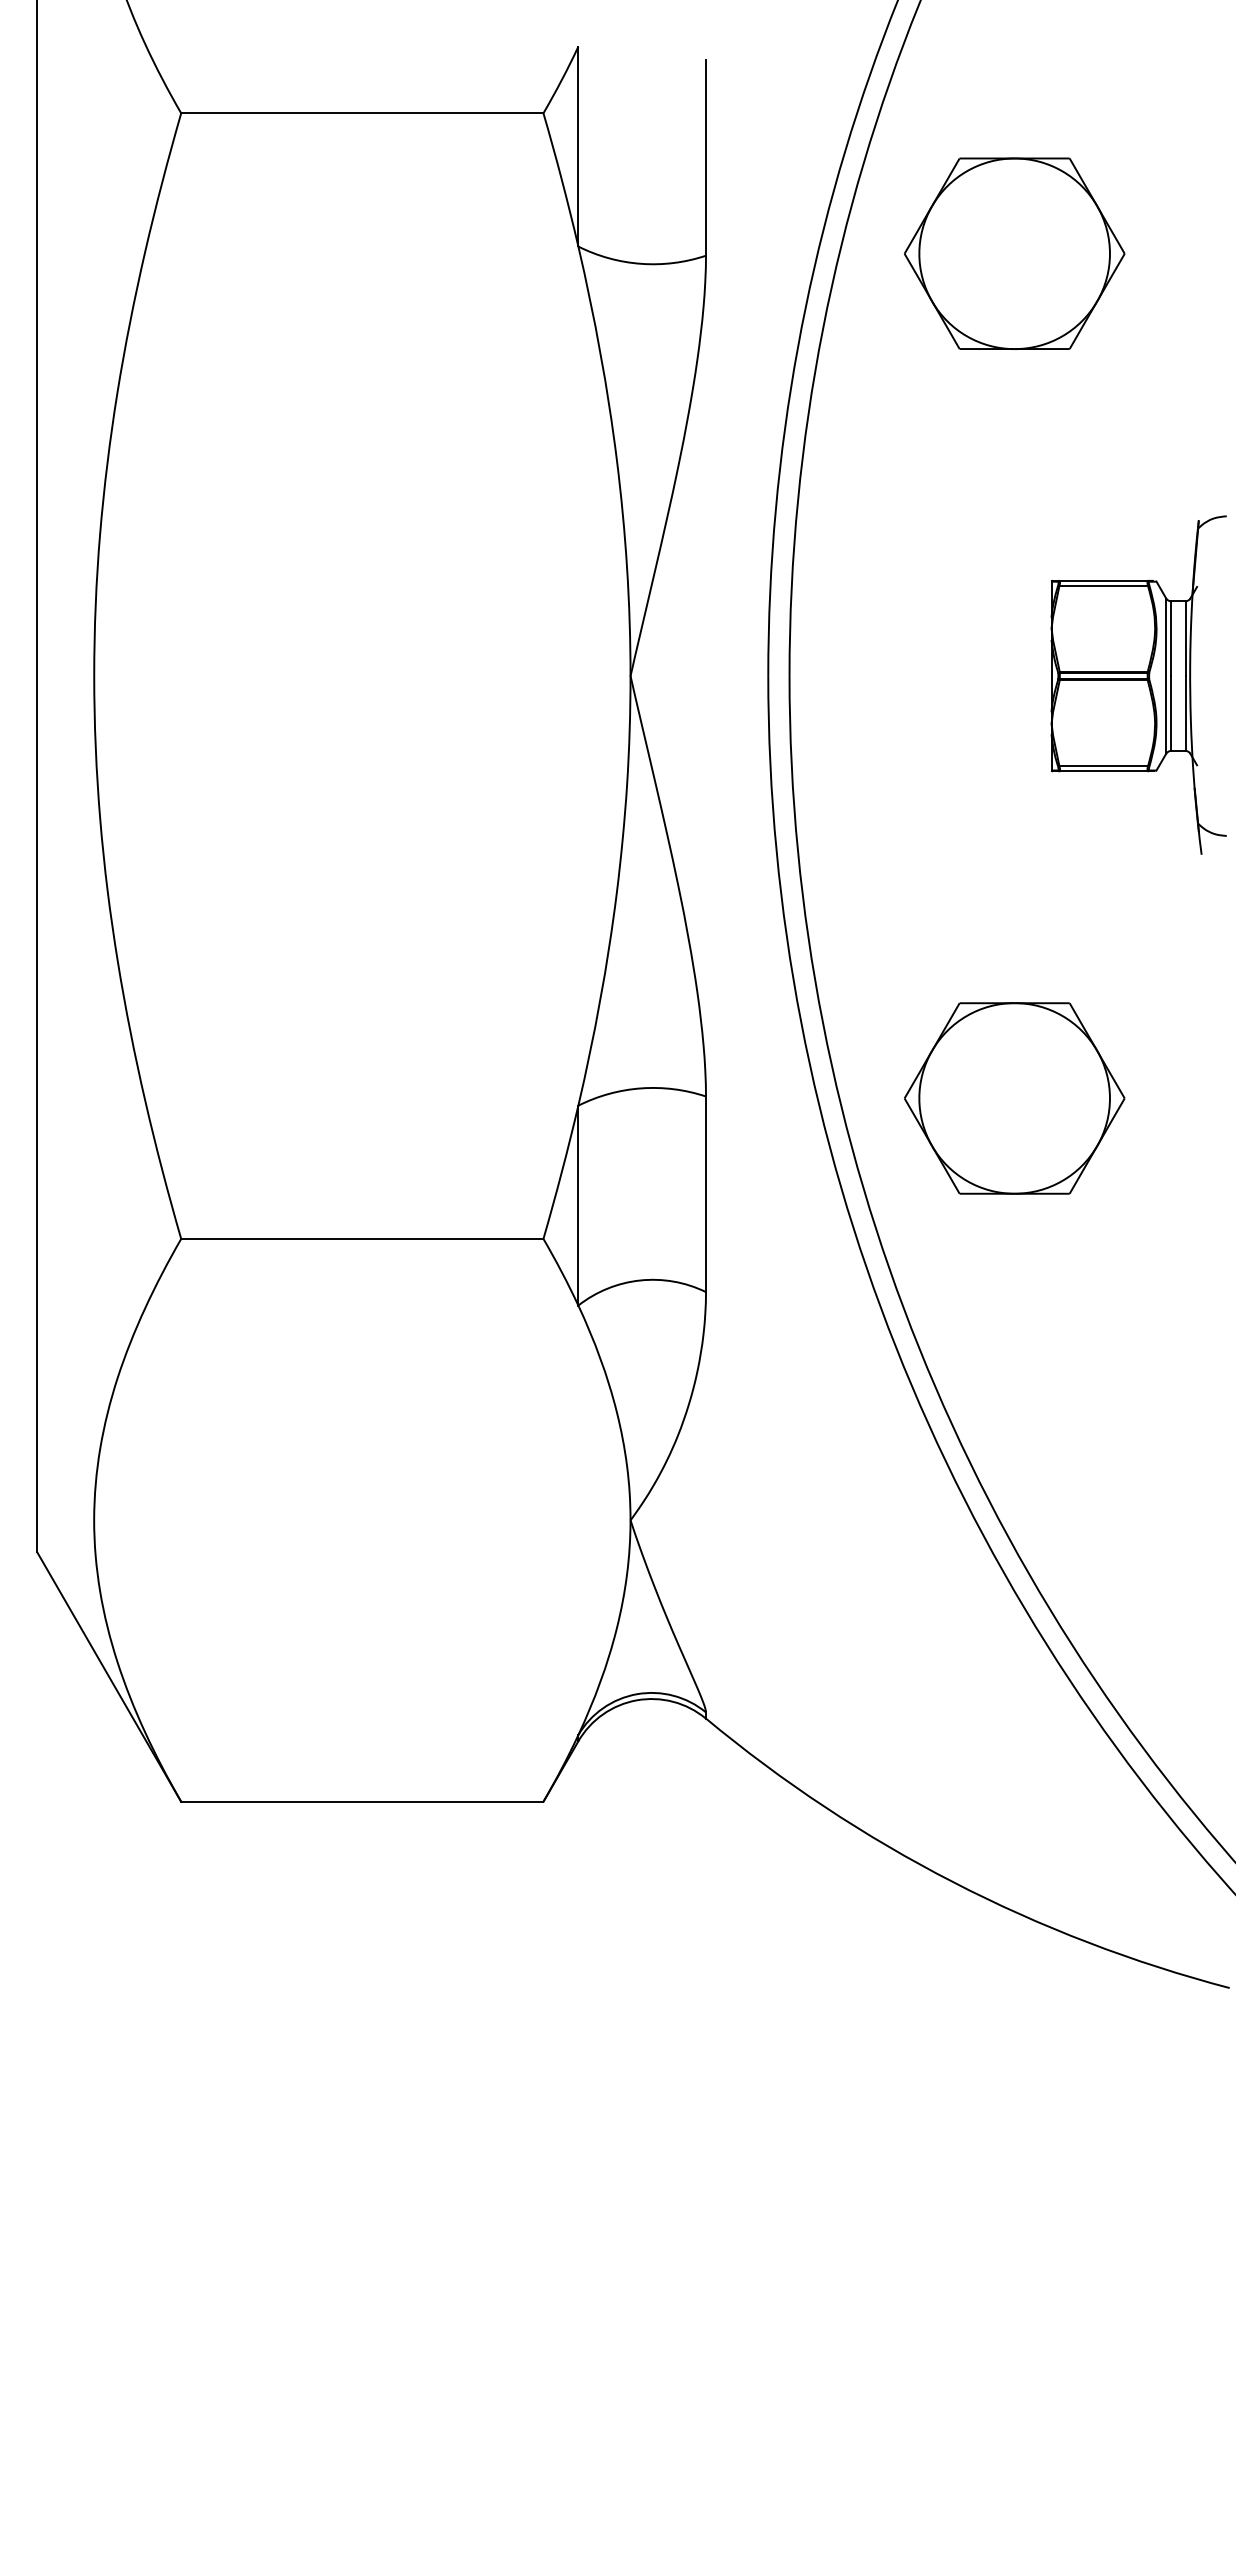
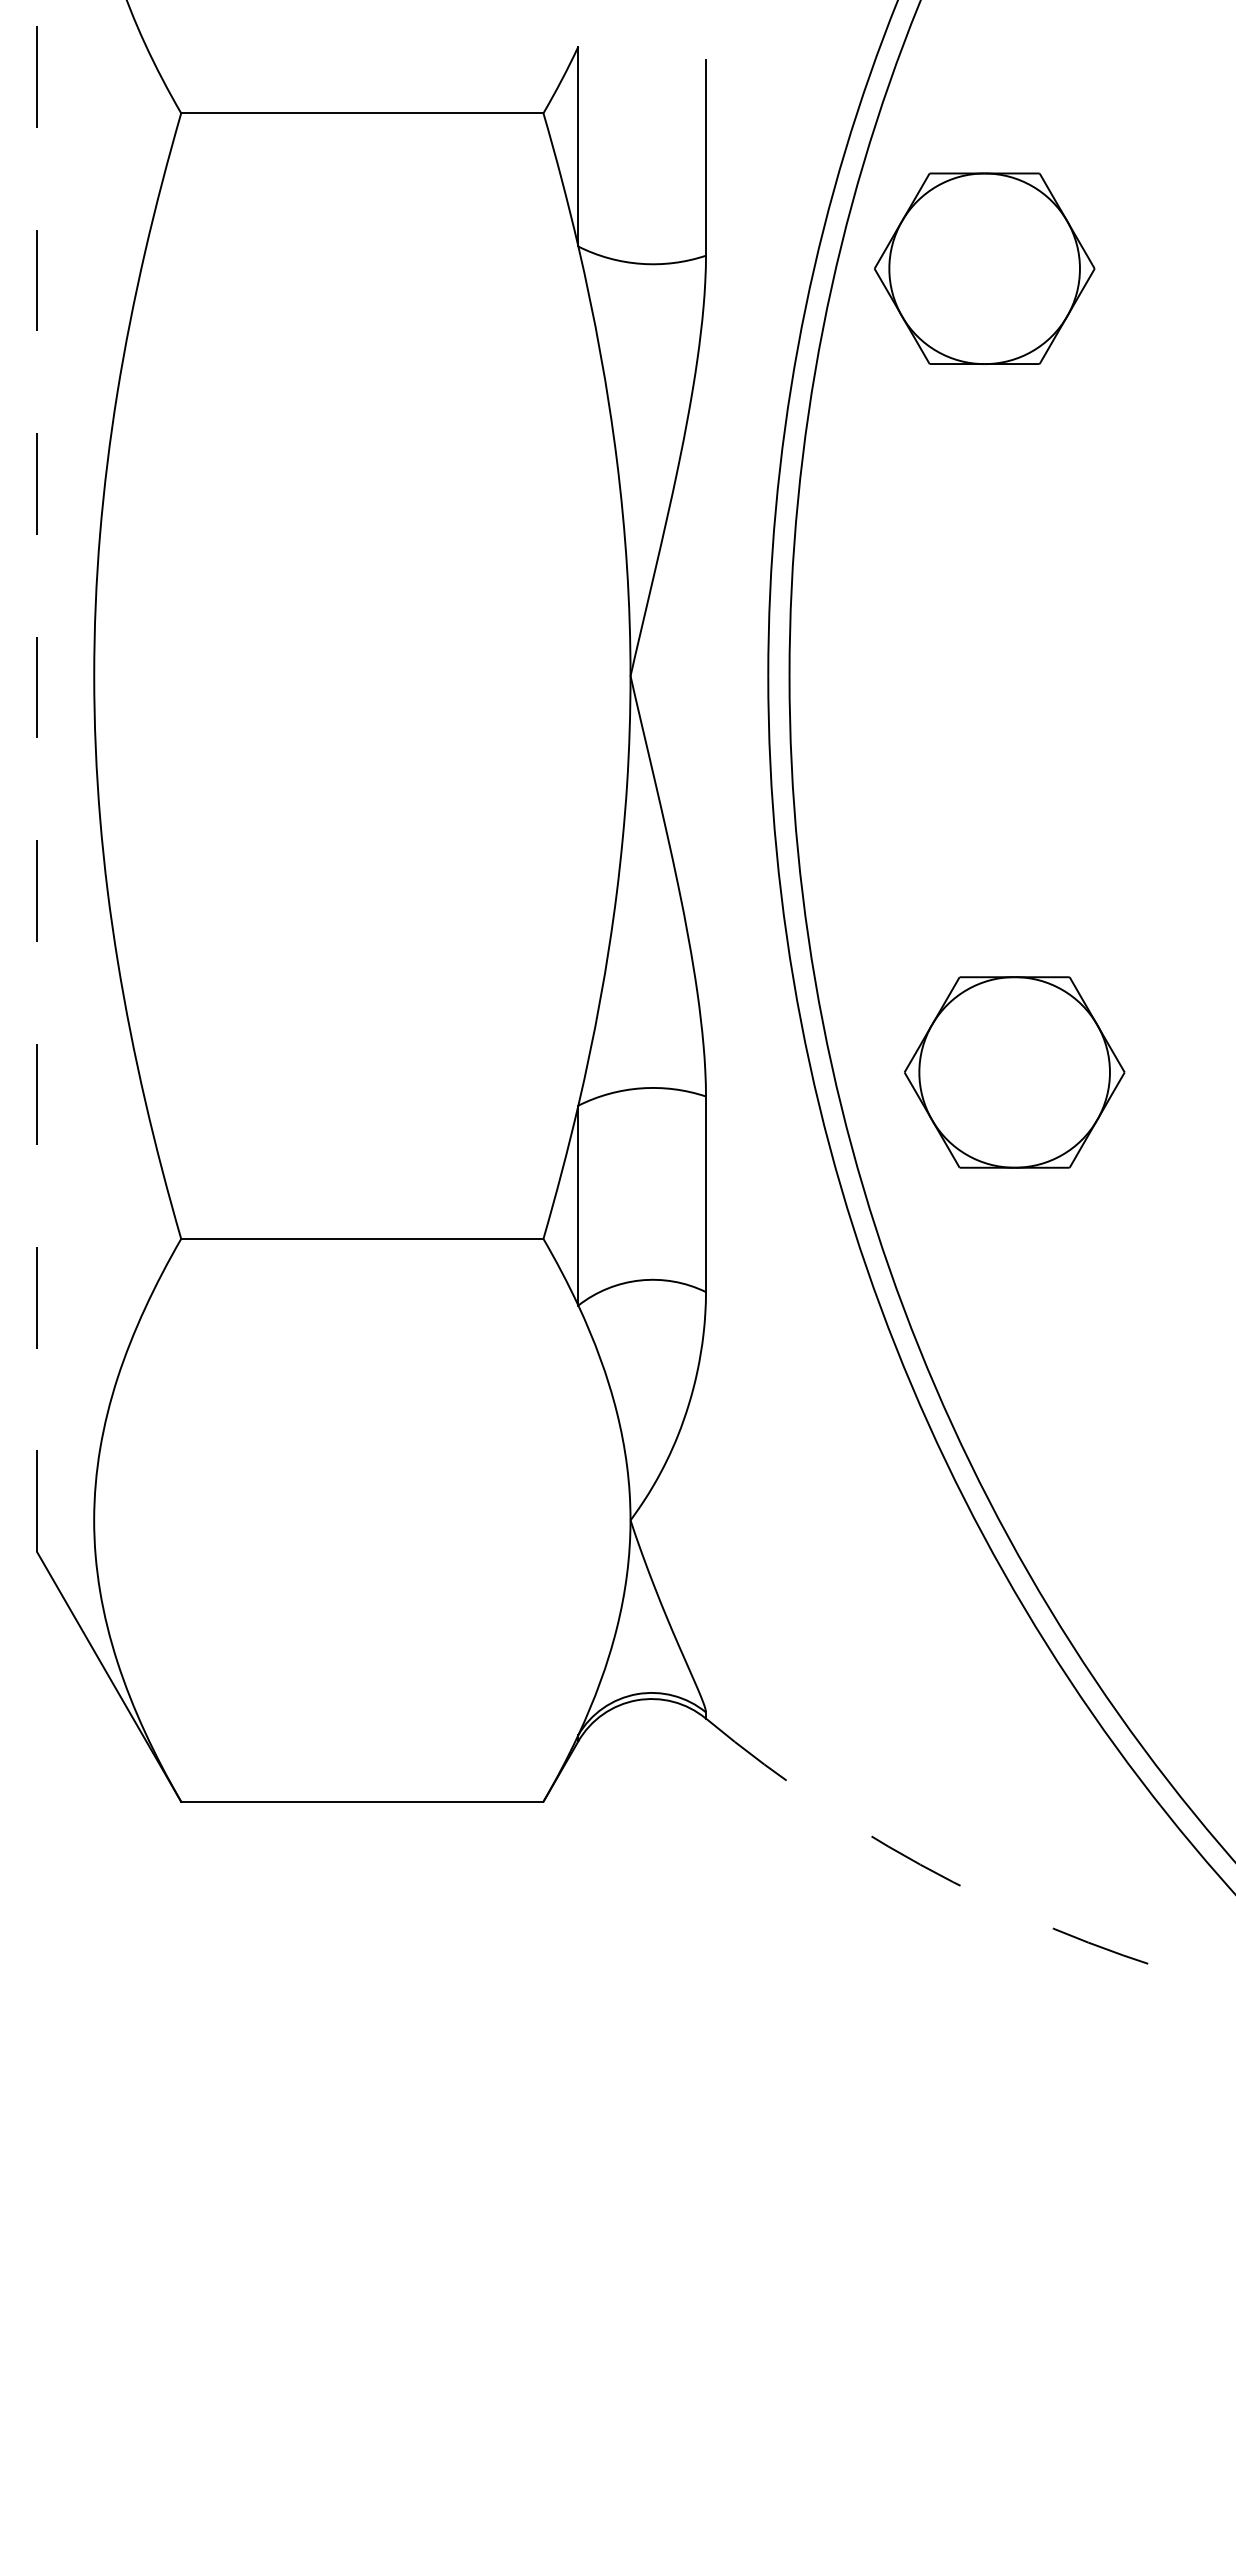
part position: (1014, 253) -> (984, 268) (984, 268)
part: present -> none (1138, 684)
line: solid -> dashed (37, 776)
part position: (1014, 1098) -> (1014, 1072) (1014, 1072)
arc: solid -> dashed (953, 1882)
